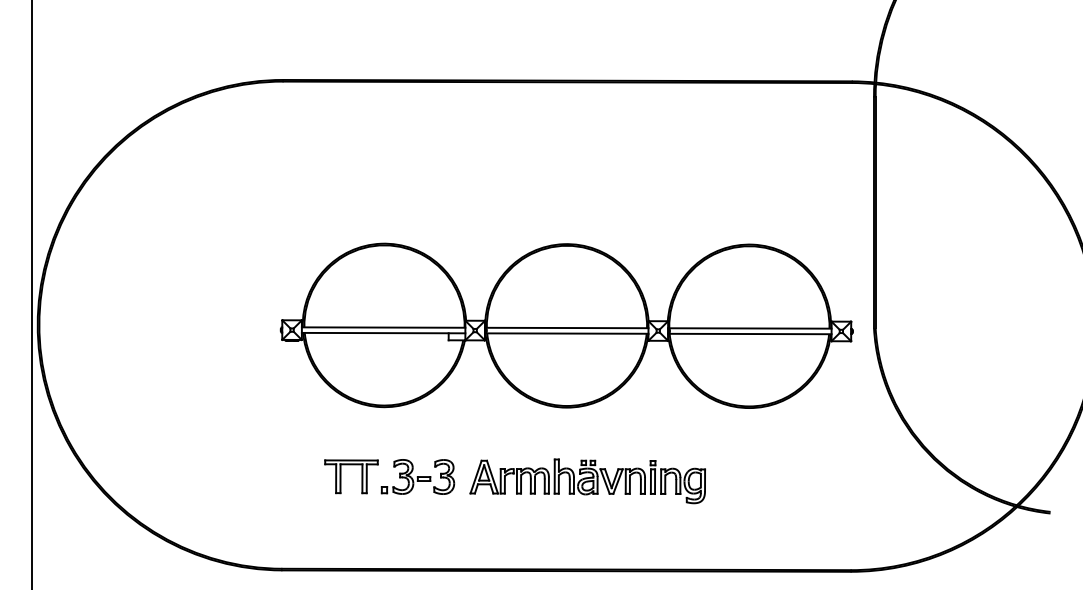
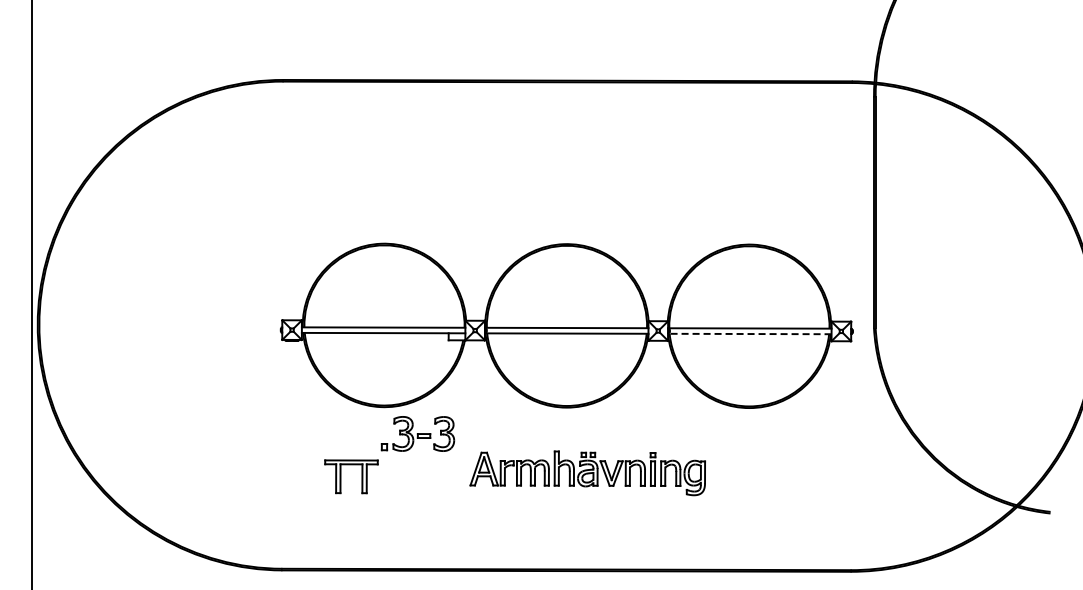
line: solid -> dashed (749, 334)
part position: (417, 476) -> (417, 433) (417, 433)
part position: (587, 481) -> (587, 473) (587, 473)
